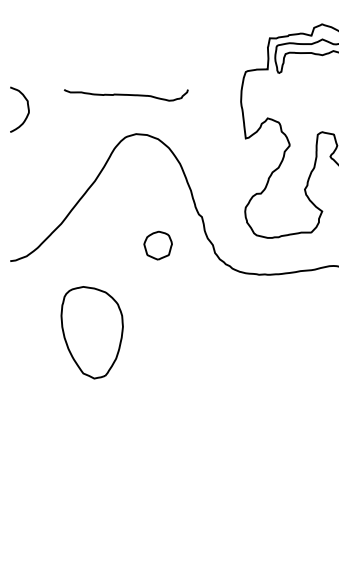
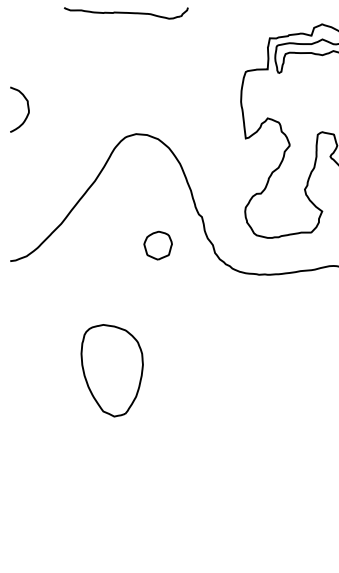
part position: (126, 95) -> (126, 13) (126, 13)
part position: (91, 332) -> (111, 370) (111, 370)
